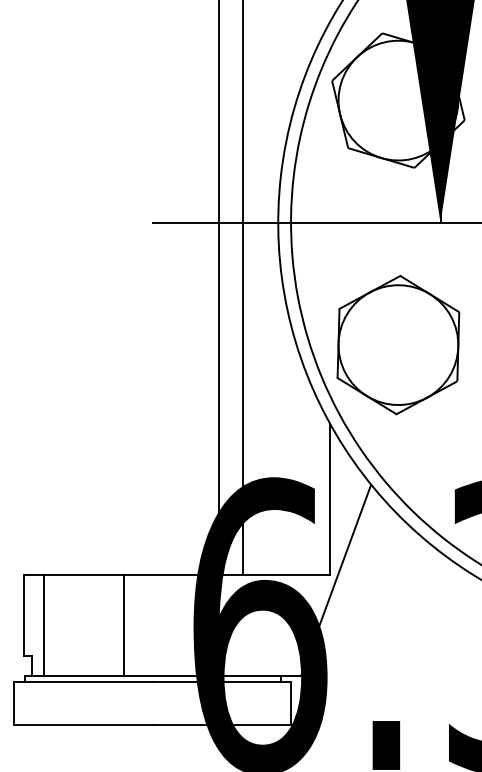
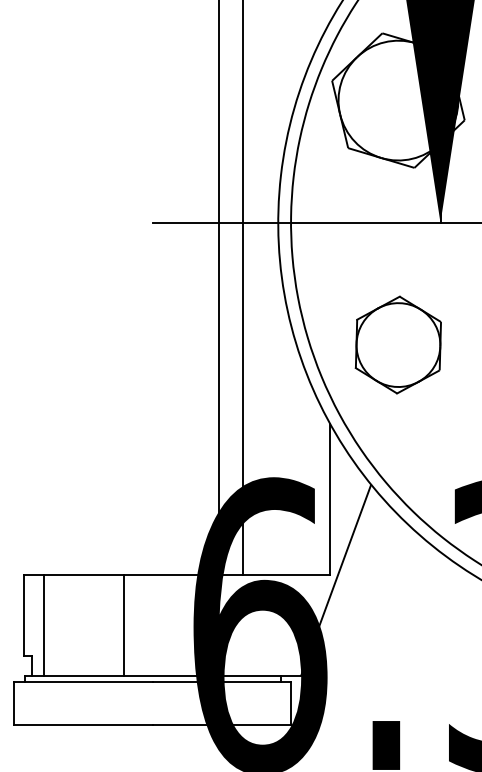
part size: 125x142 px -> 88x100 px (397, 344)
